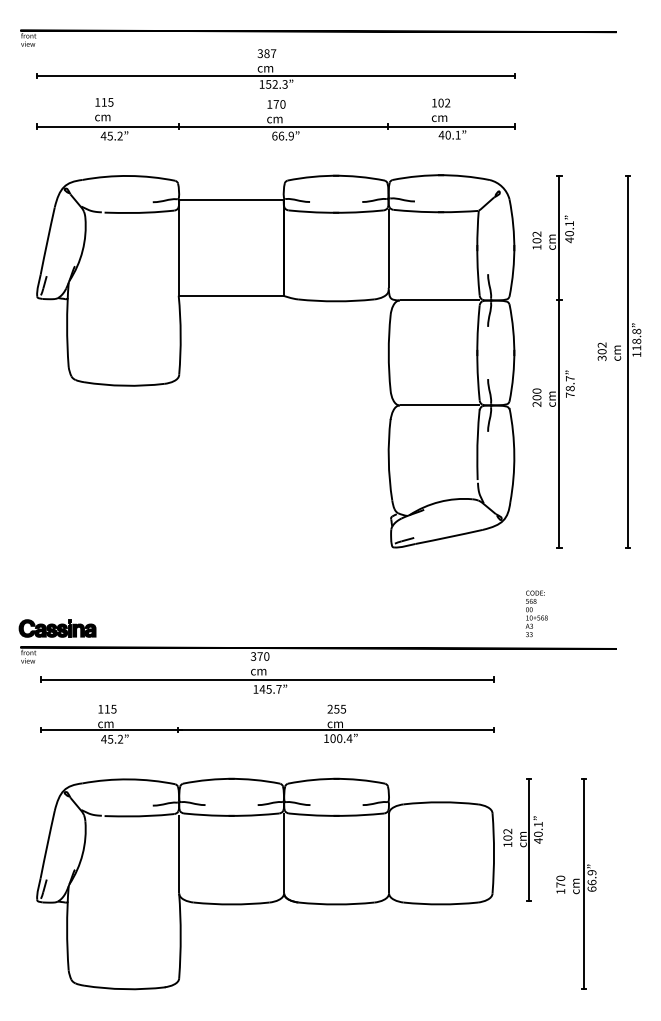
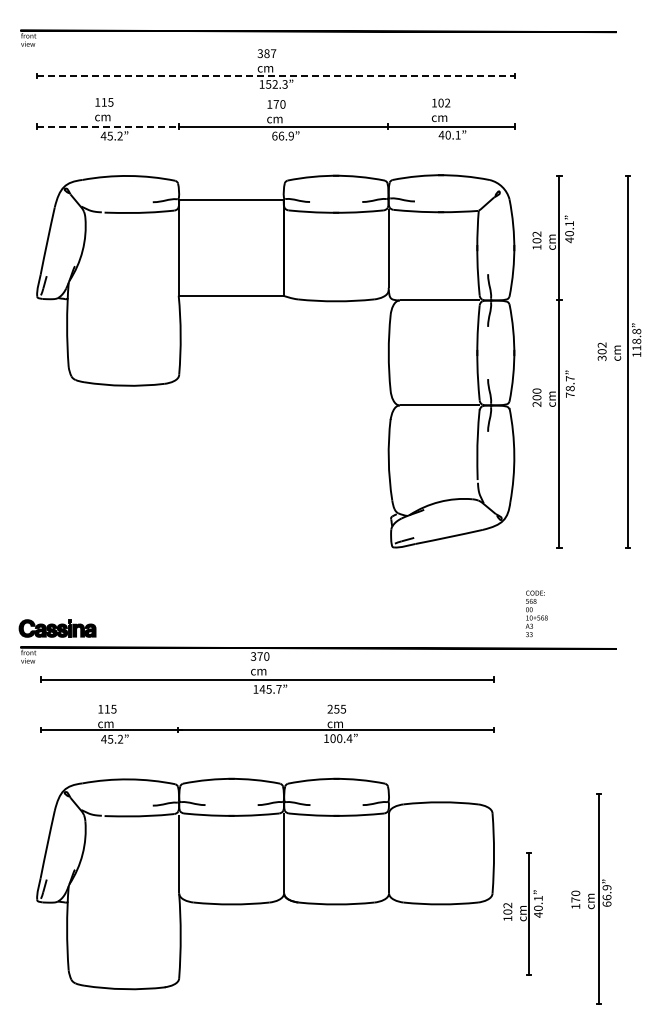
line: solid -> dashed (275, 75)
line: solid -> dashed (107, 126)
part position: (522, 839) -> (522, 913) (522, 913)
part position: (576, 883) -> (591, 898) (591, 898)
